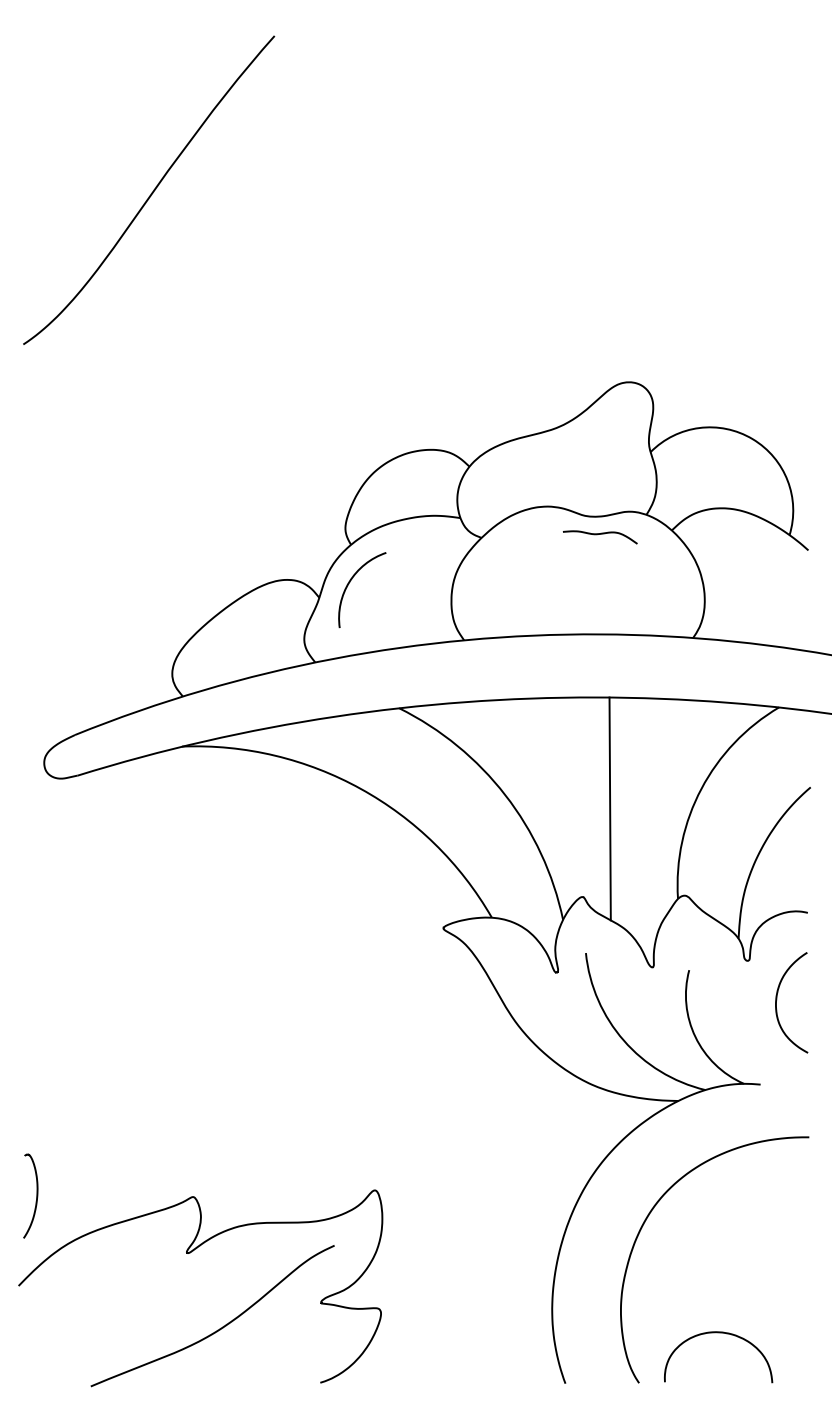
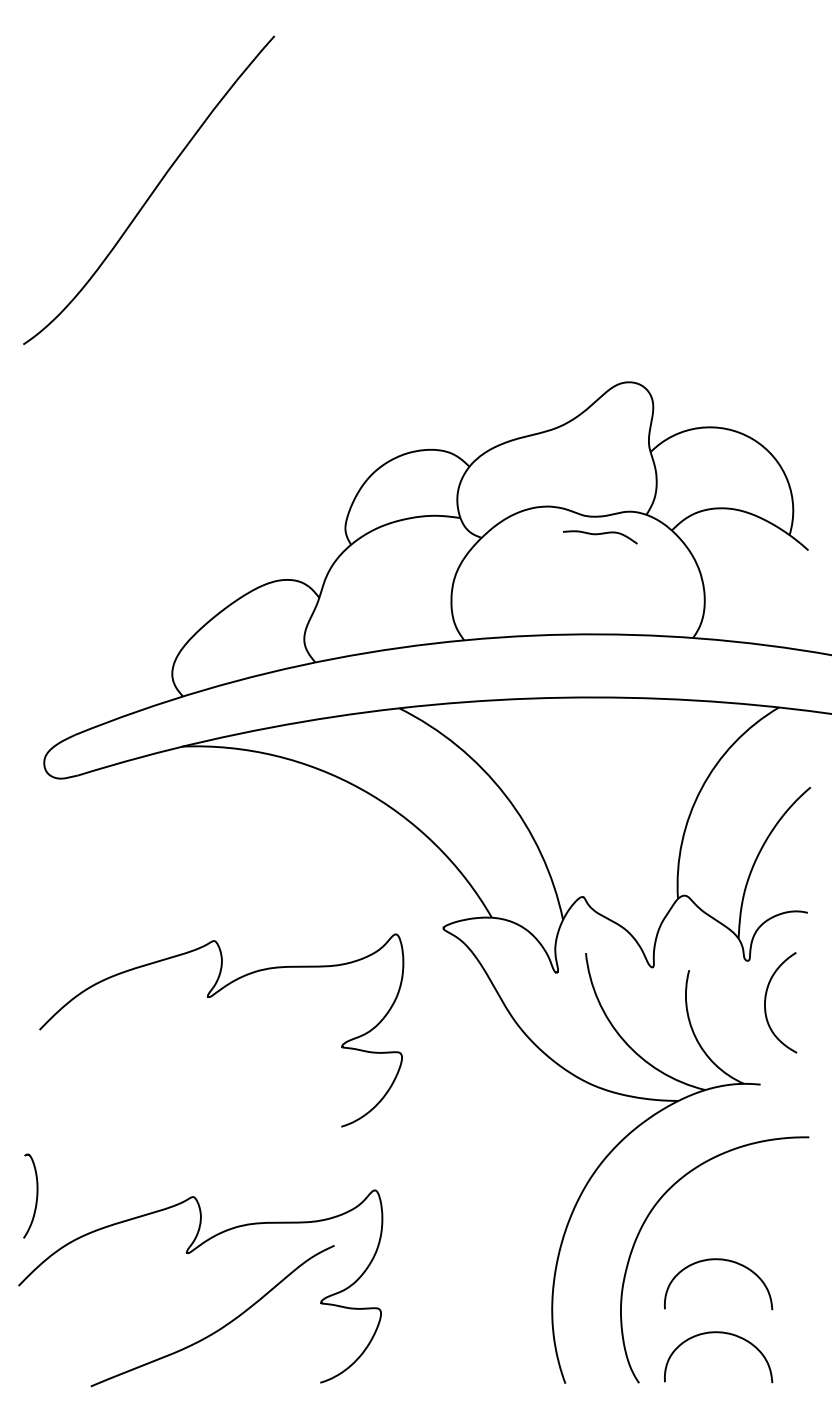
arc: present -> none (350, 582)
line: present -> none (609, 808)
curve: none -> present (211, 997)
curve position: (777, 1000) -> (766, 1000) (766, 1000)
curve: none -> present (718, 1260)
